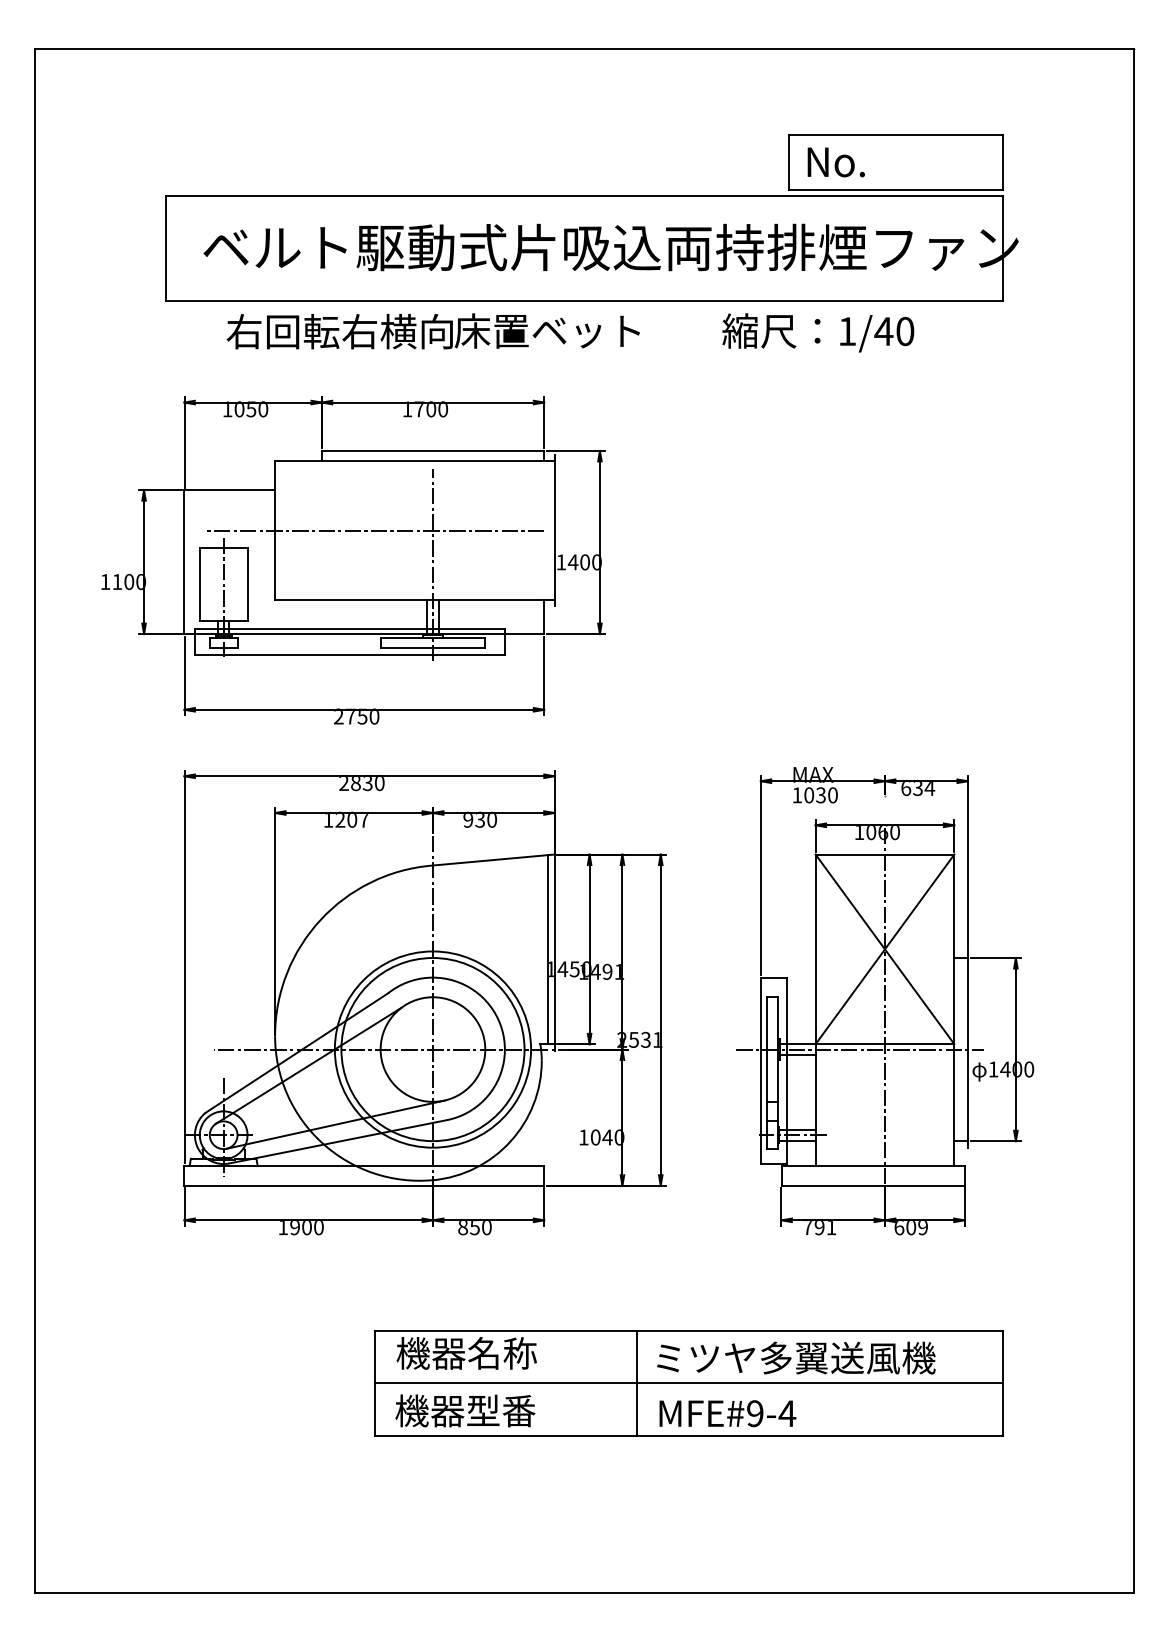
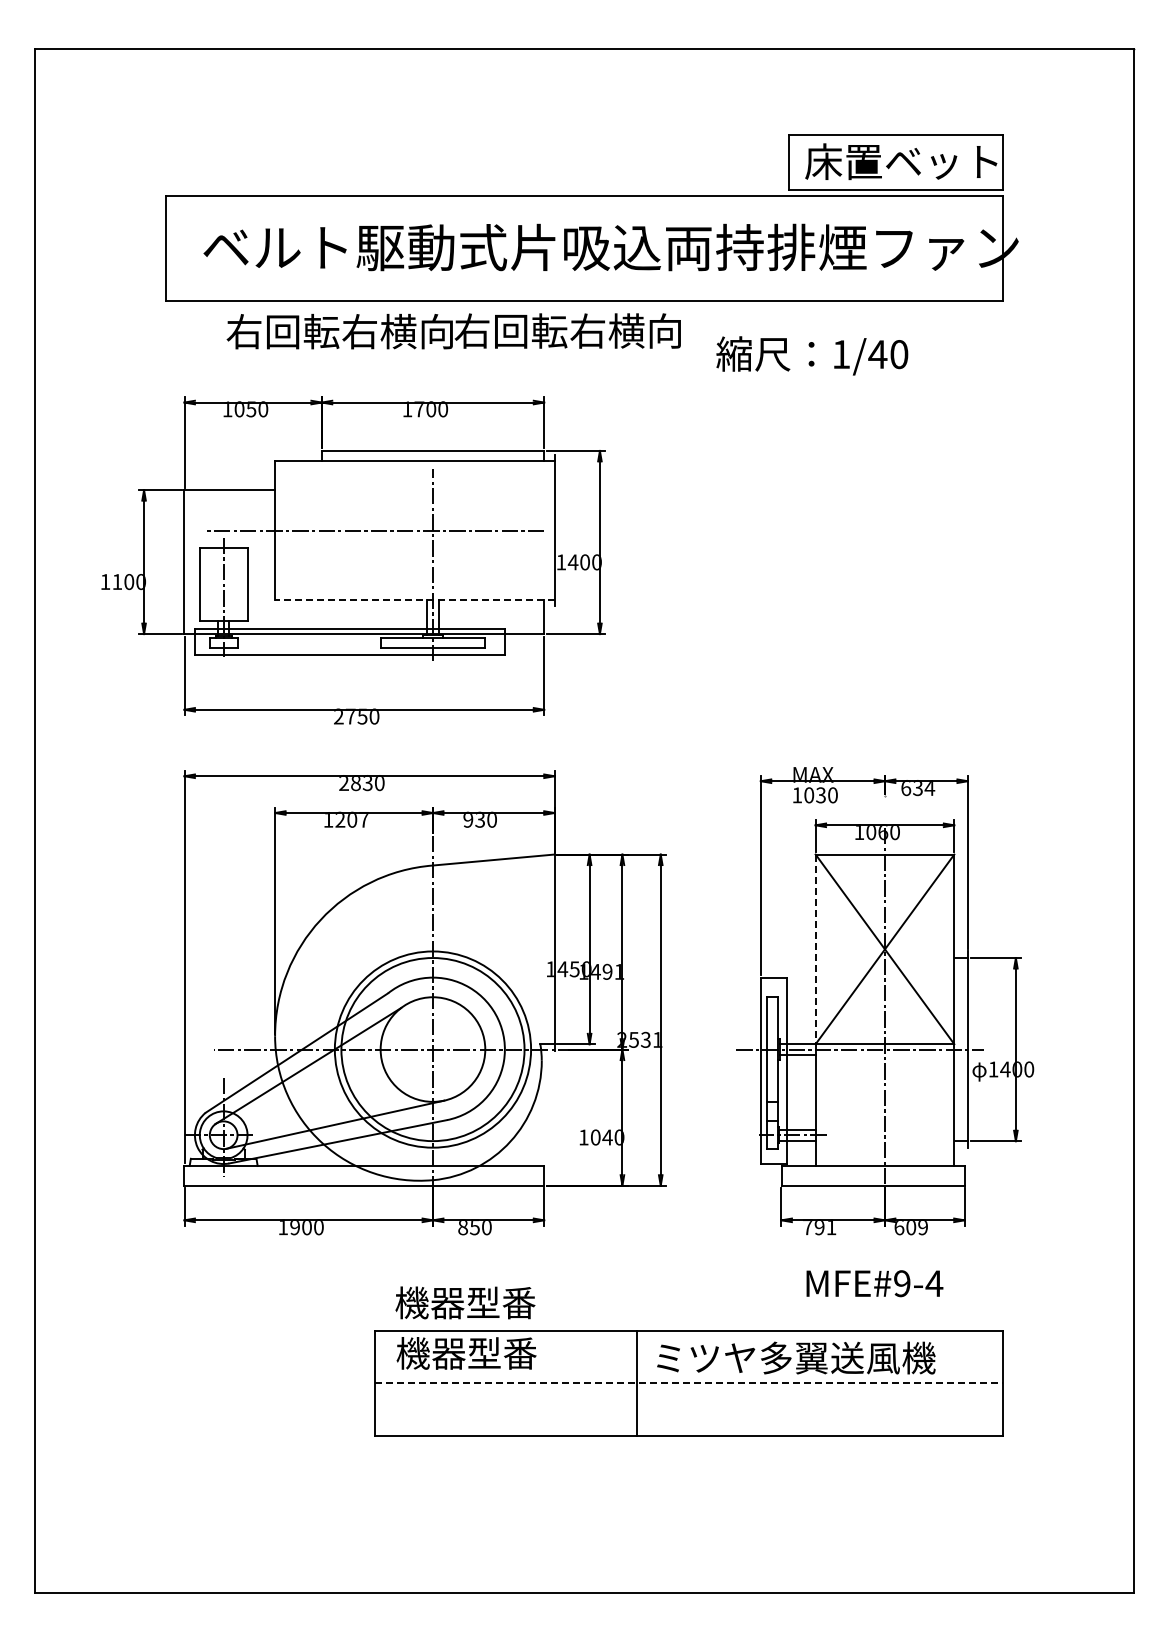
text: No. -> 床置ベット (901, 161)
text: 床置ベット -> 右回転右横向 (567, 330)
text position: (818, 332) -> (812, 355) (812, 355)
line: solid -> dashed (414, 599)
line: present -> none (548, 949)
line: solid -> dashed (815, 952)
text: 機器名称 -> 機器型番 (502, 1353)
line: solid -> dashed (689, 1383)
text position: (465, 1410) -> (465, 1302) (465, 1302)
text position: (727, 1413) -> (874, 1283) (874, 1283)
